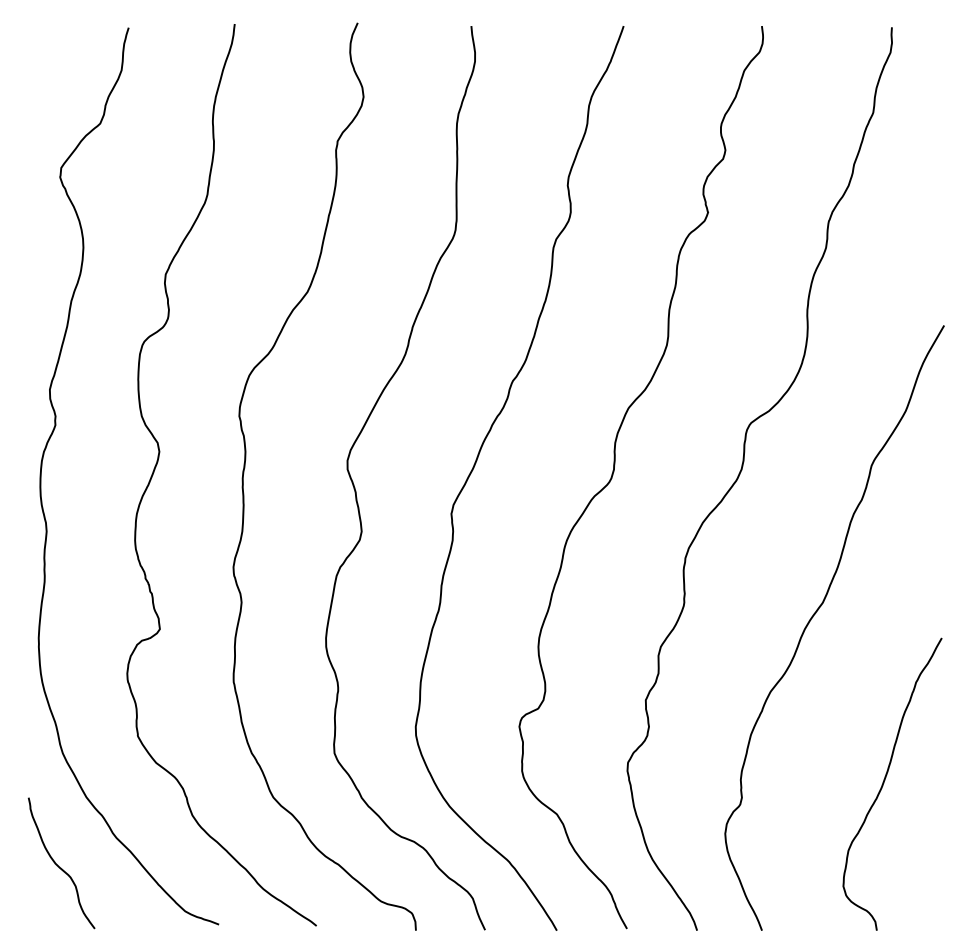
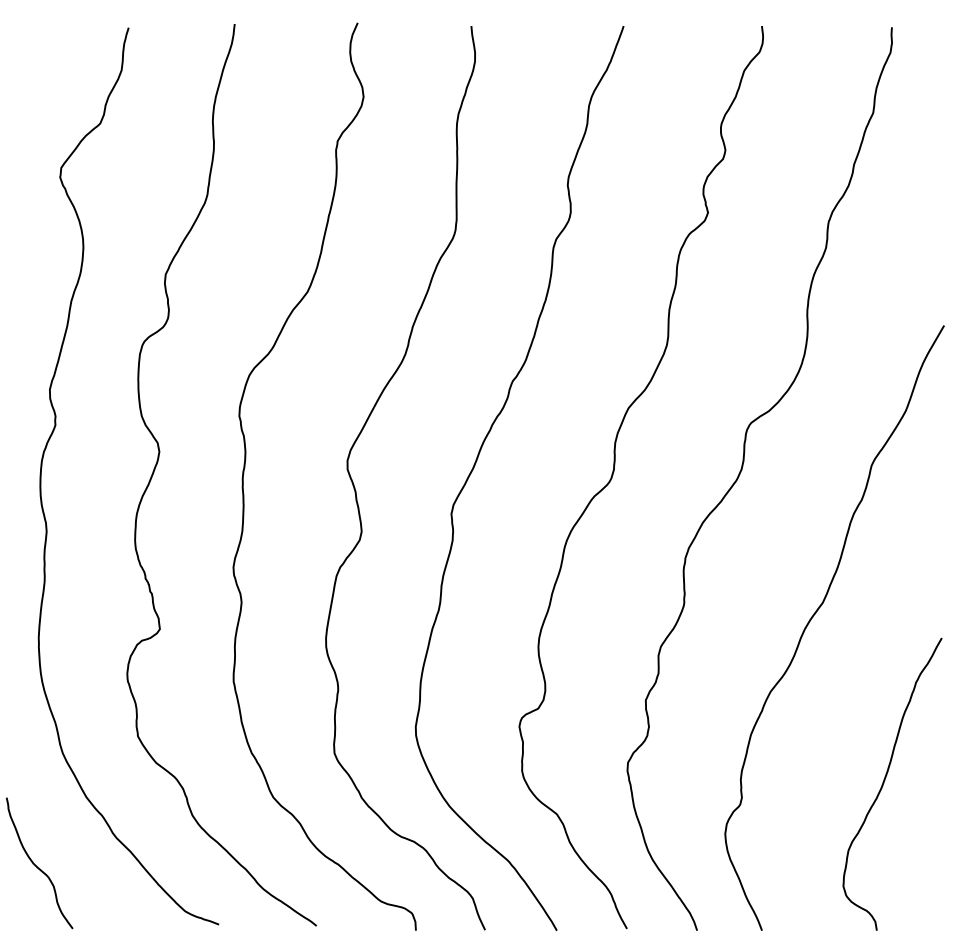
curve position: (58, 865) -> (36, 865) (36, 865)
